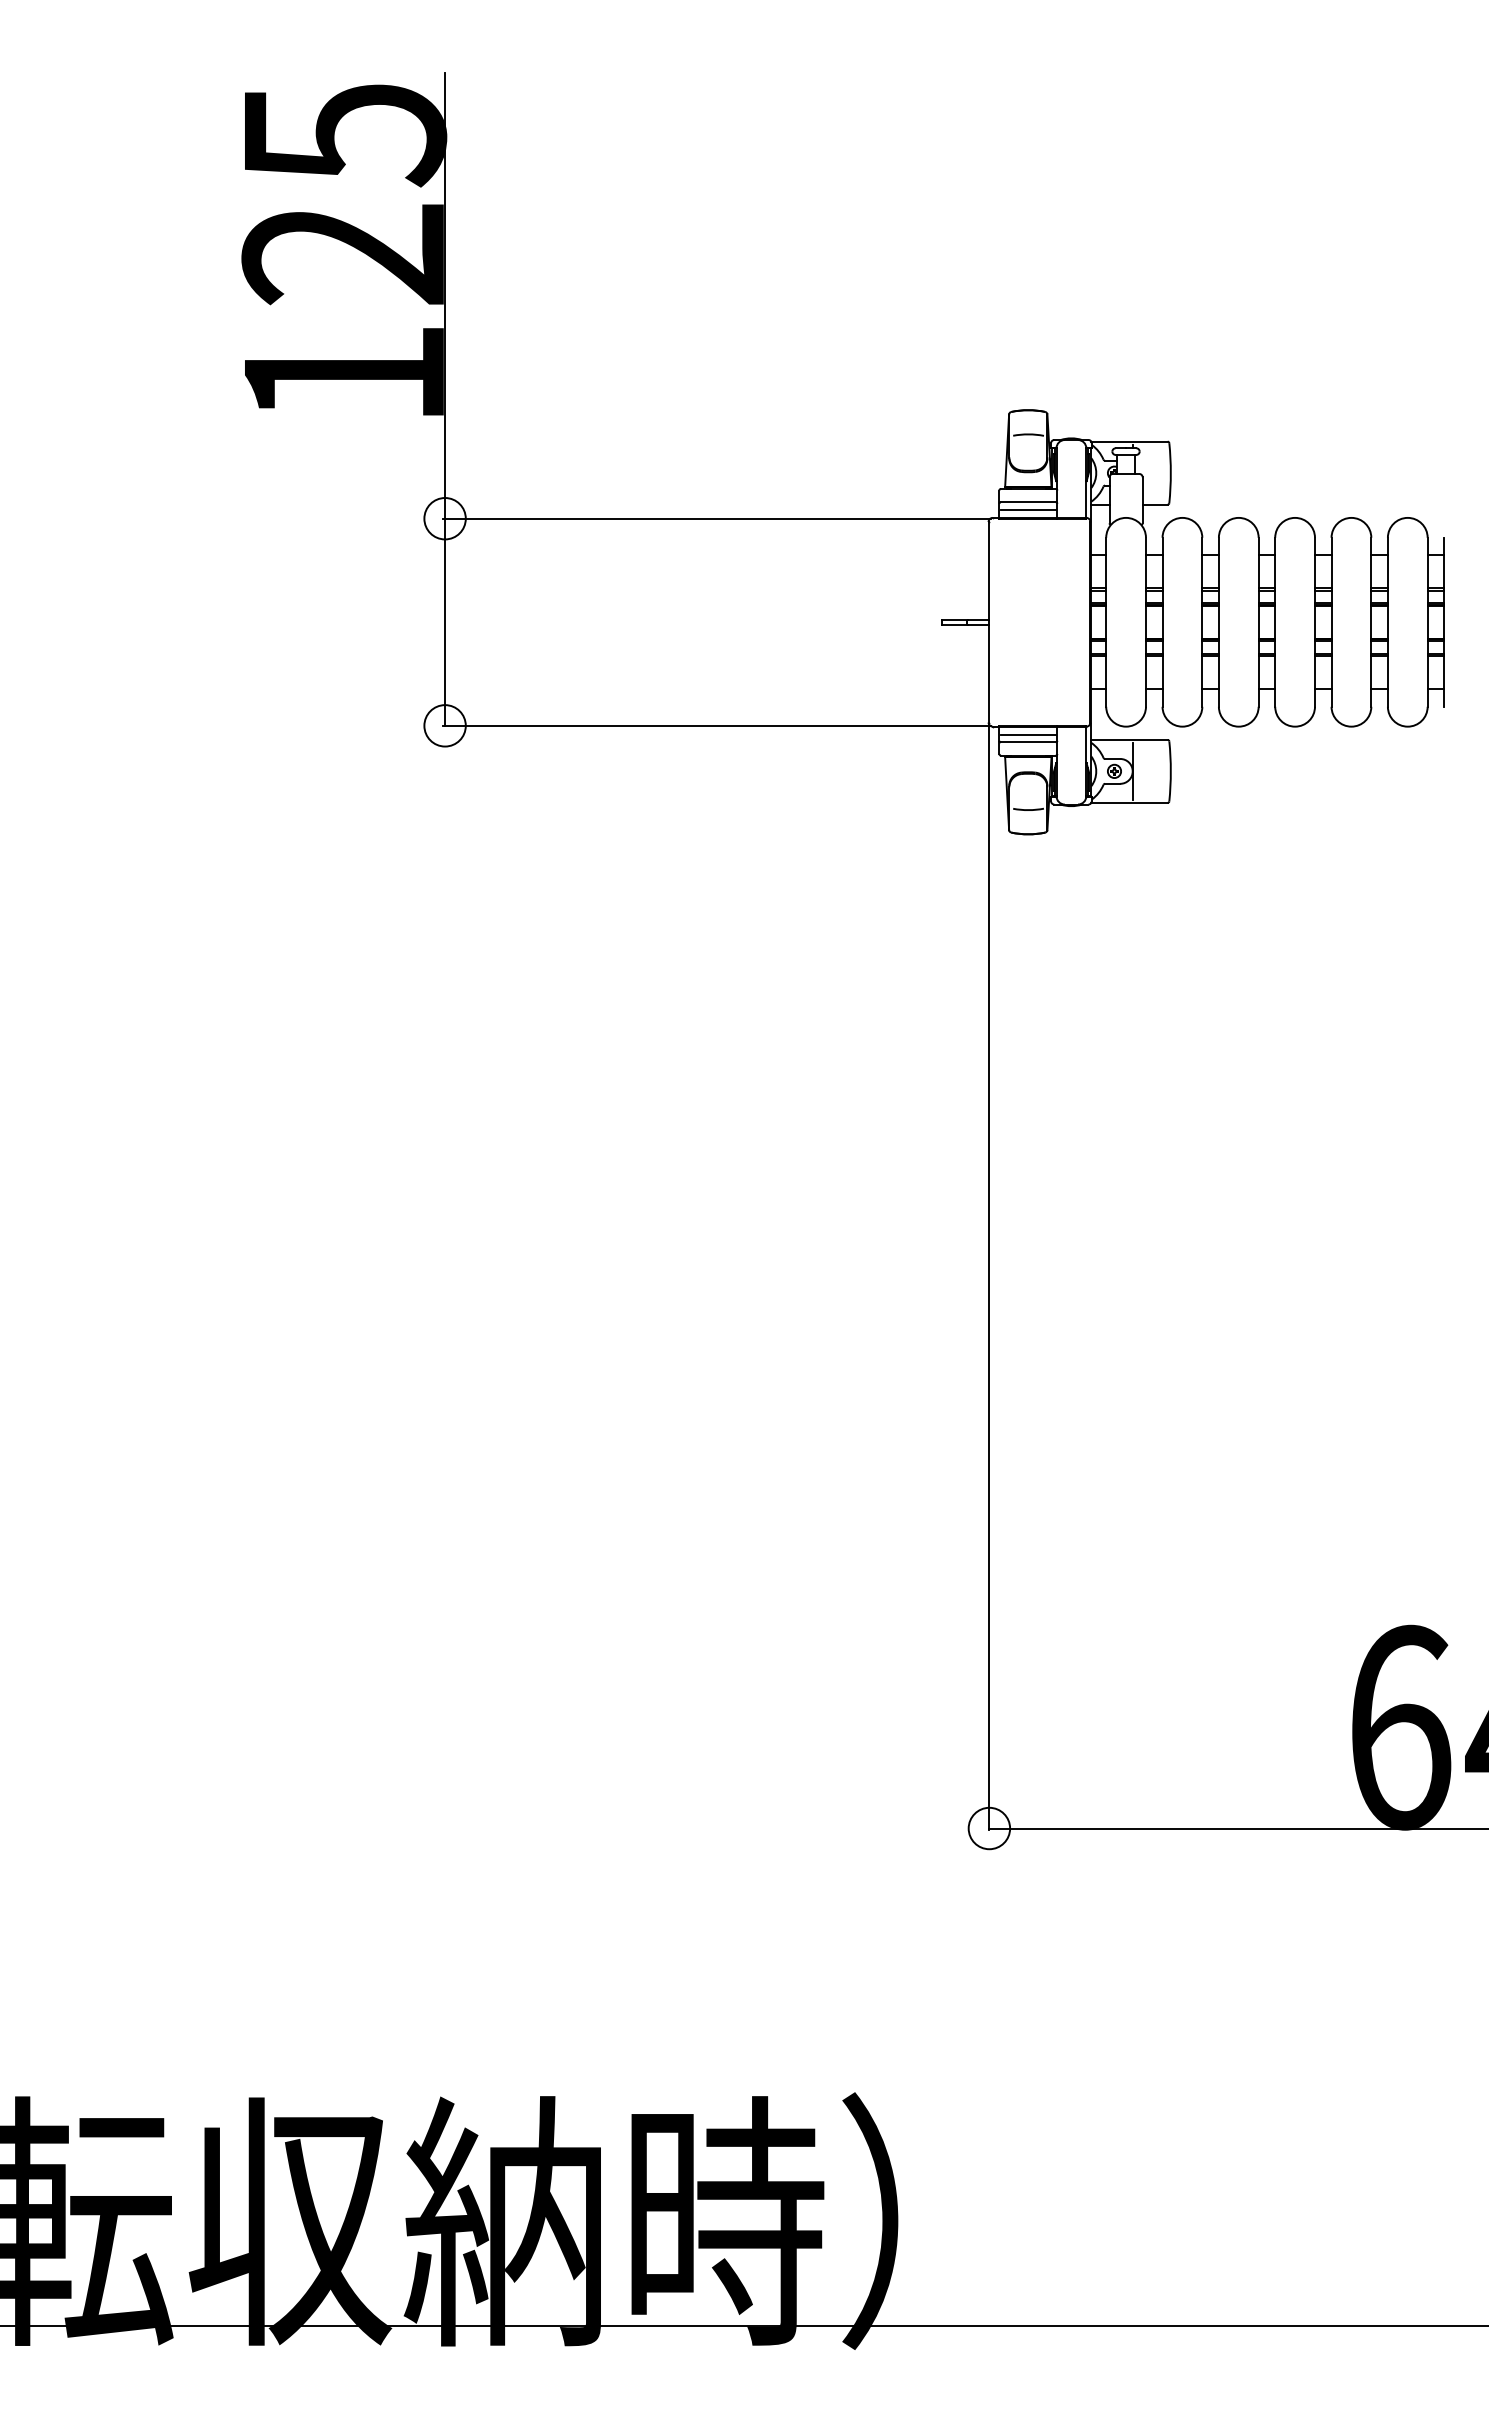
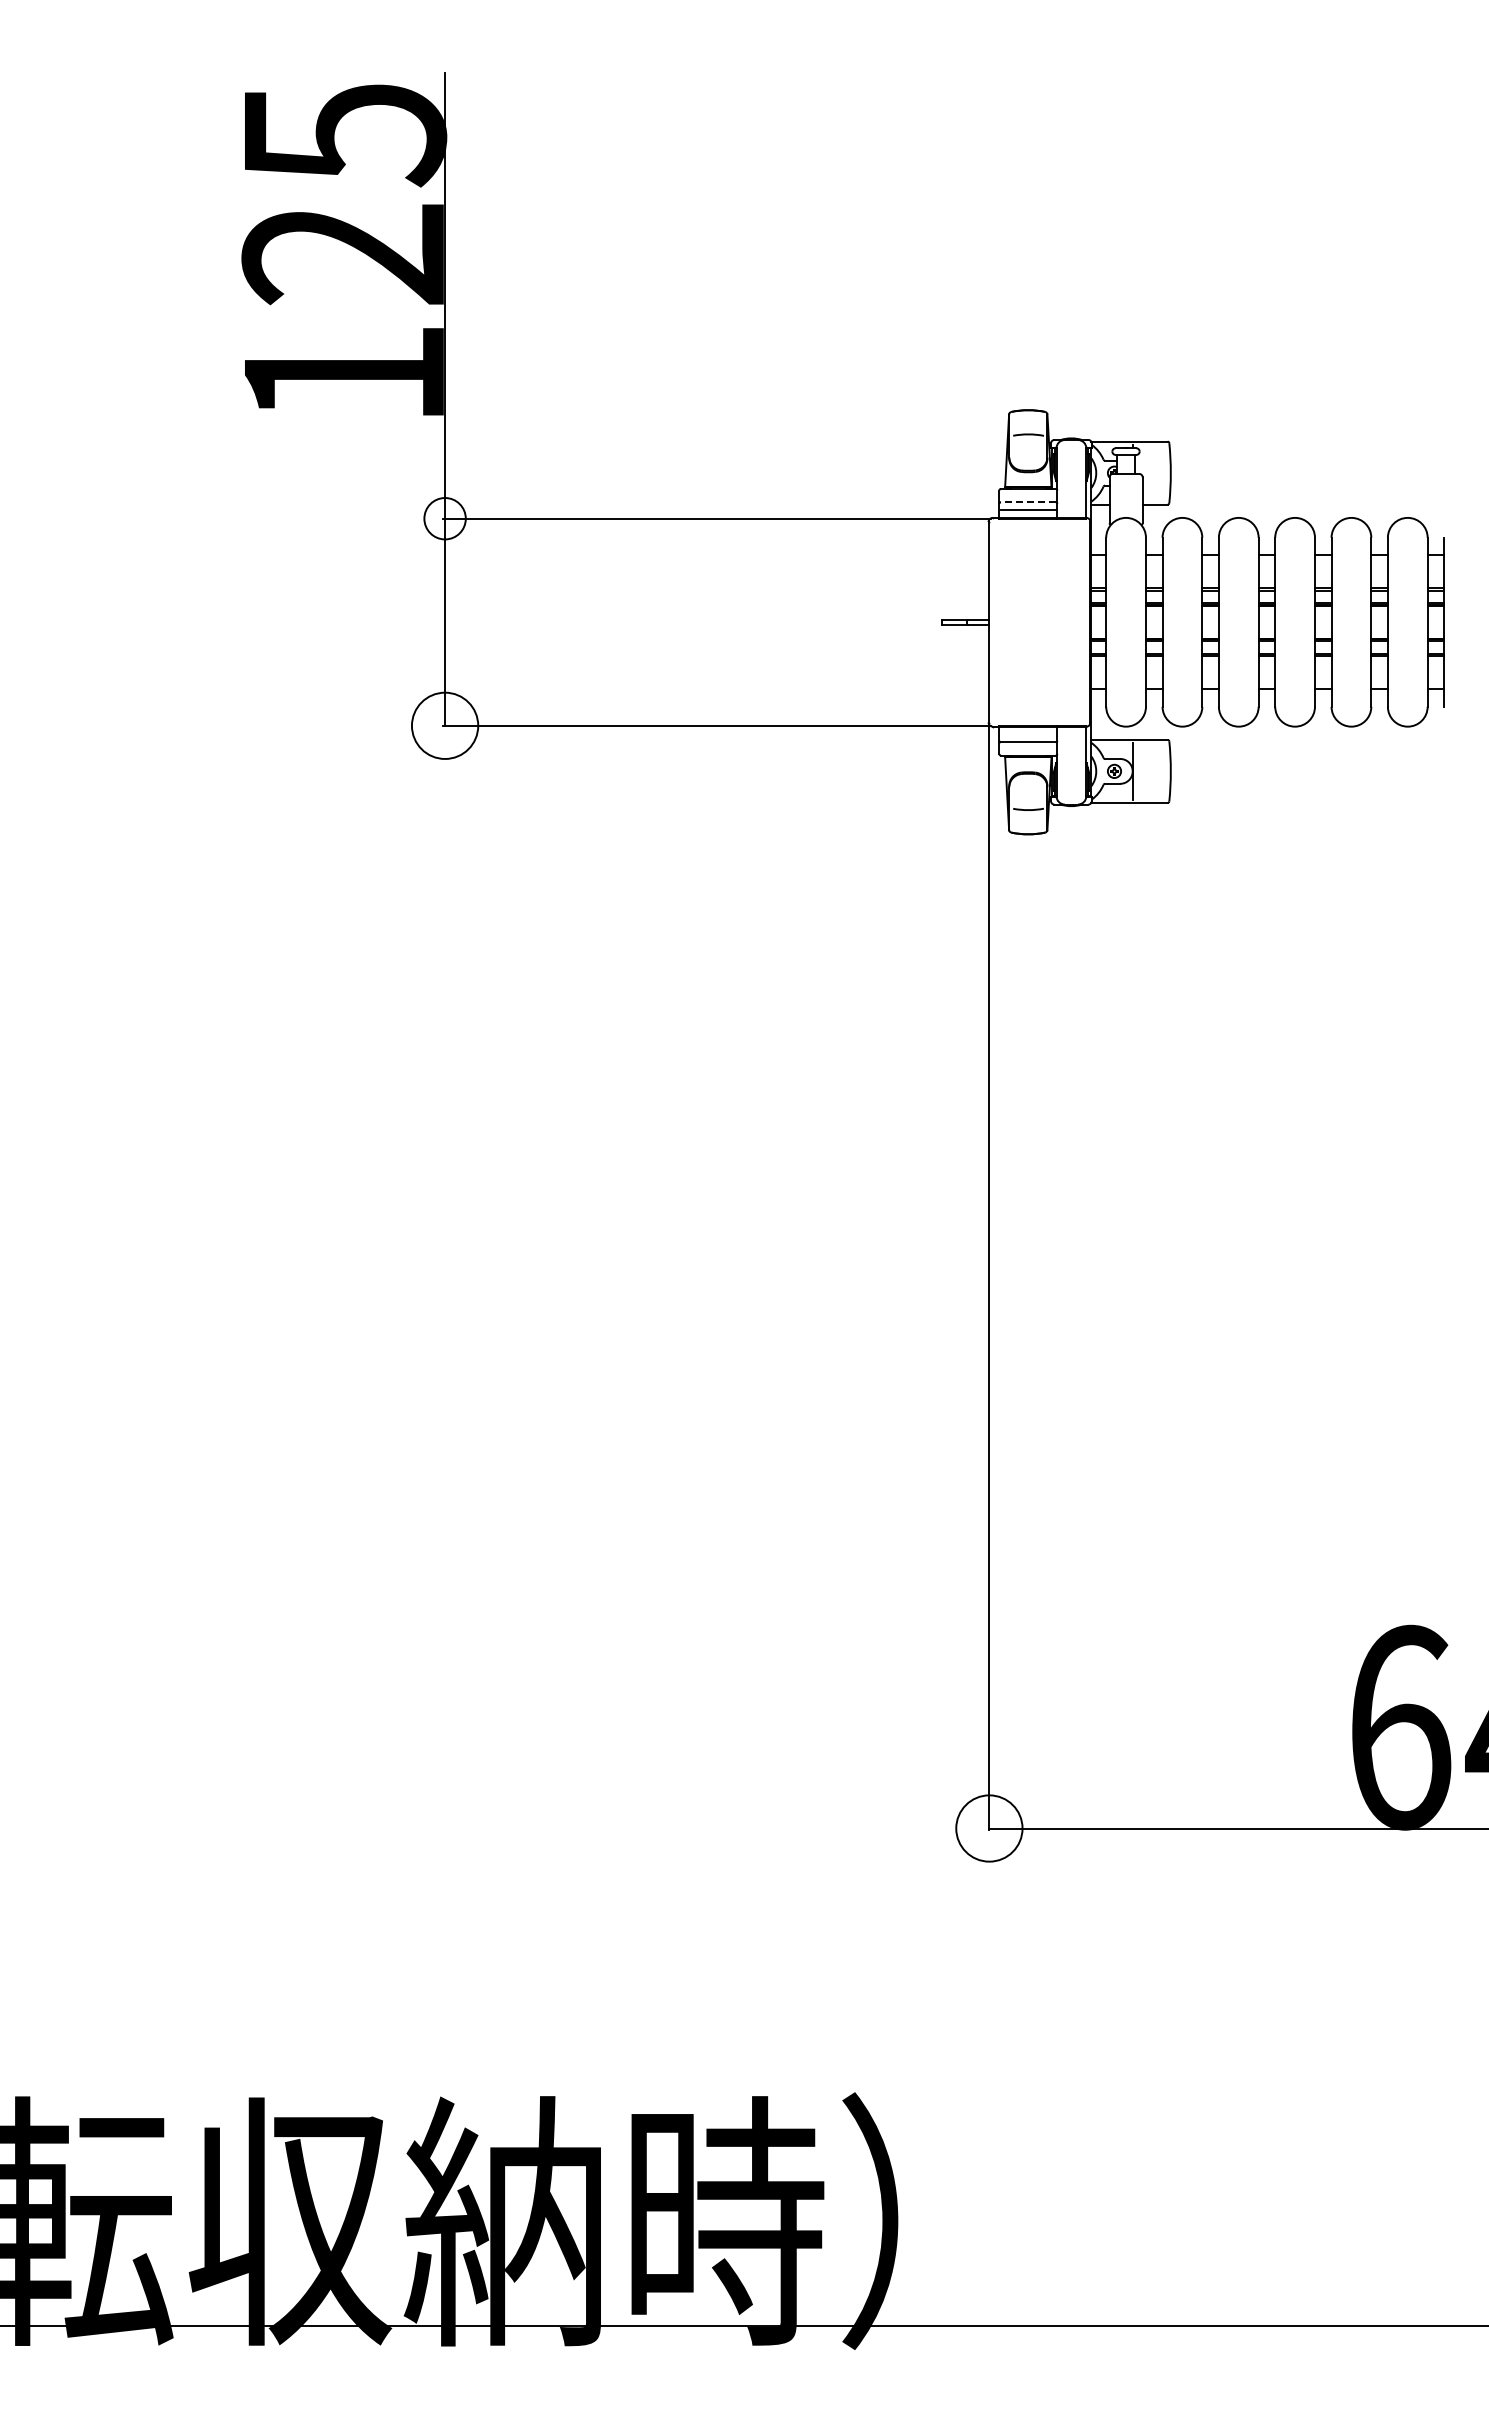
line: solid -> dashed (1027, 502)
circle diameter: 41 px -> 66 px (444, 725)
line: present -> none (1027, 734)
circle diameter: 41 px -> 66 px (989, 1828)
